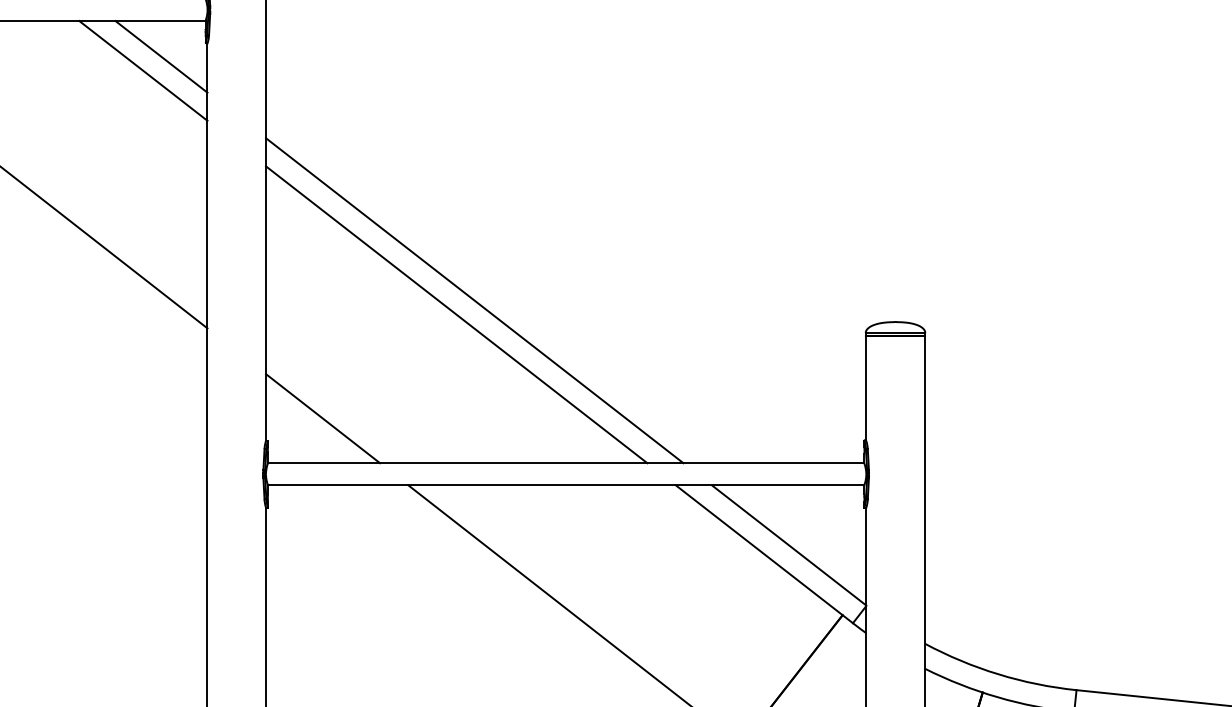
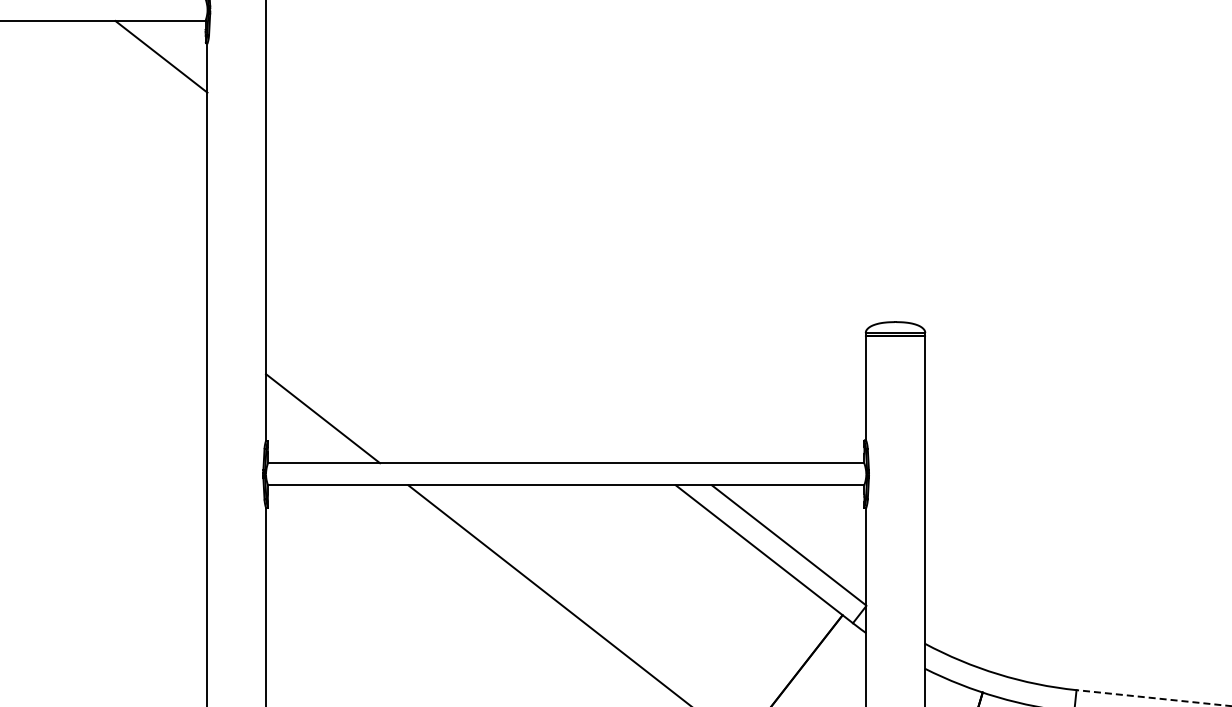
line: present -> none (143, 70)
line: present -> none (104, 248)
line: present -> none (474, 300)
line: present -> none (456, 314)
line: solid -> dashed (1154, 698)
